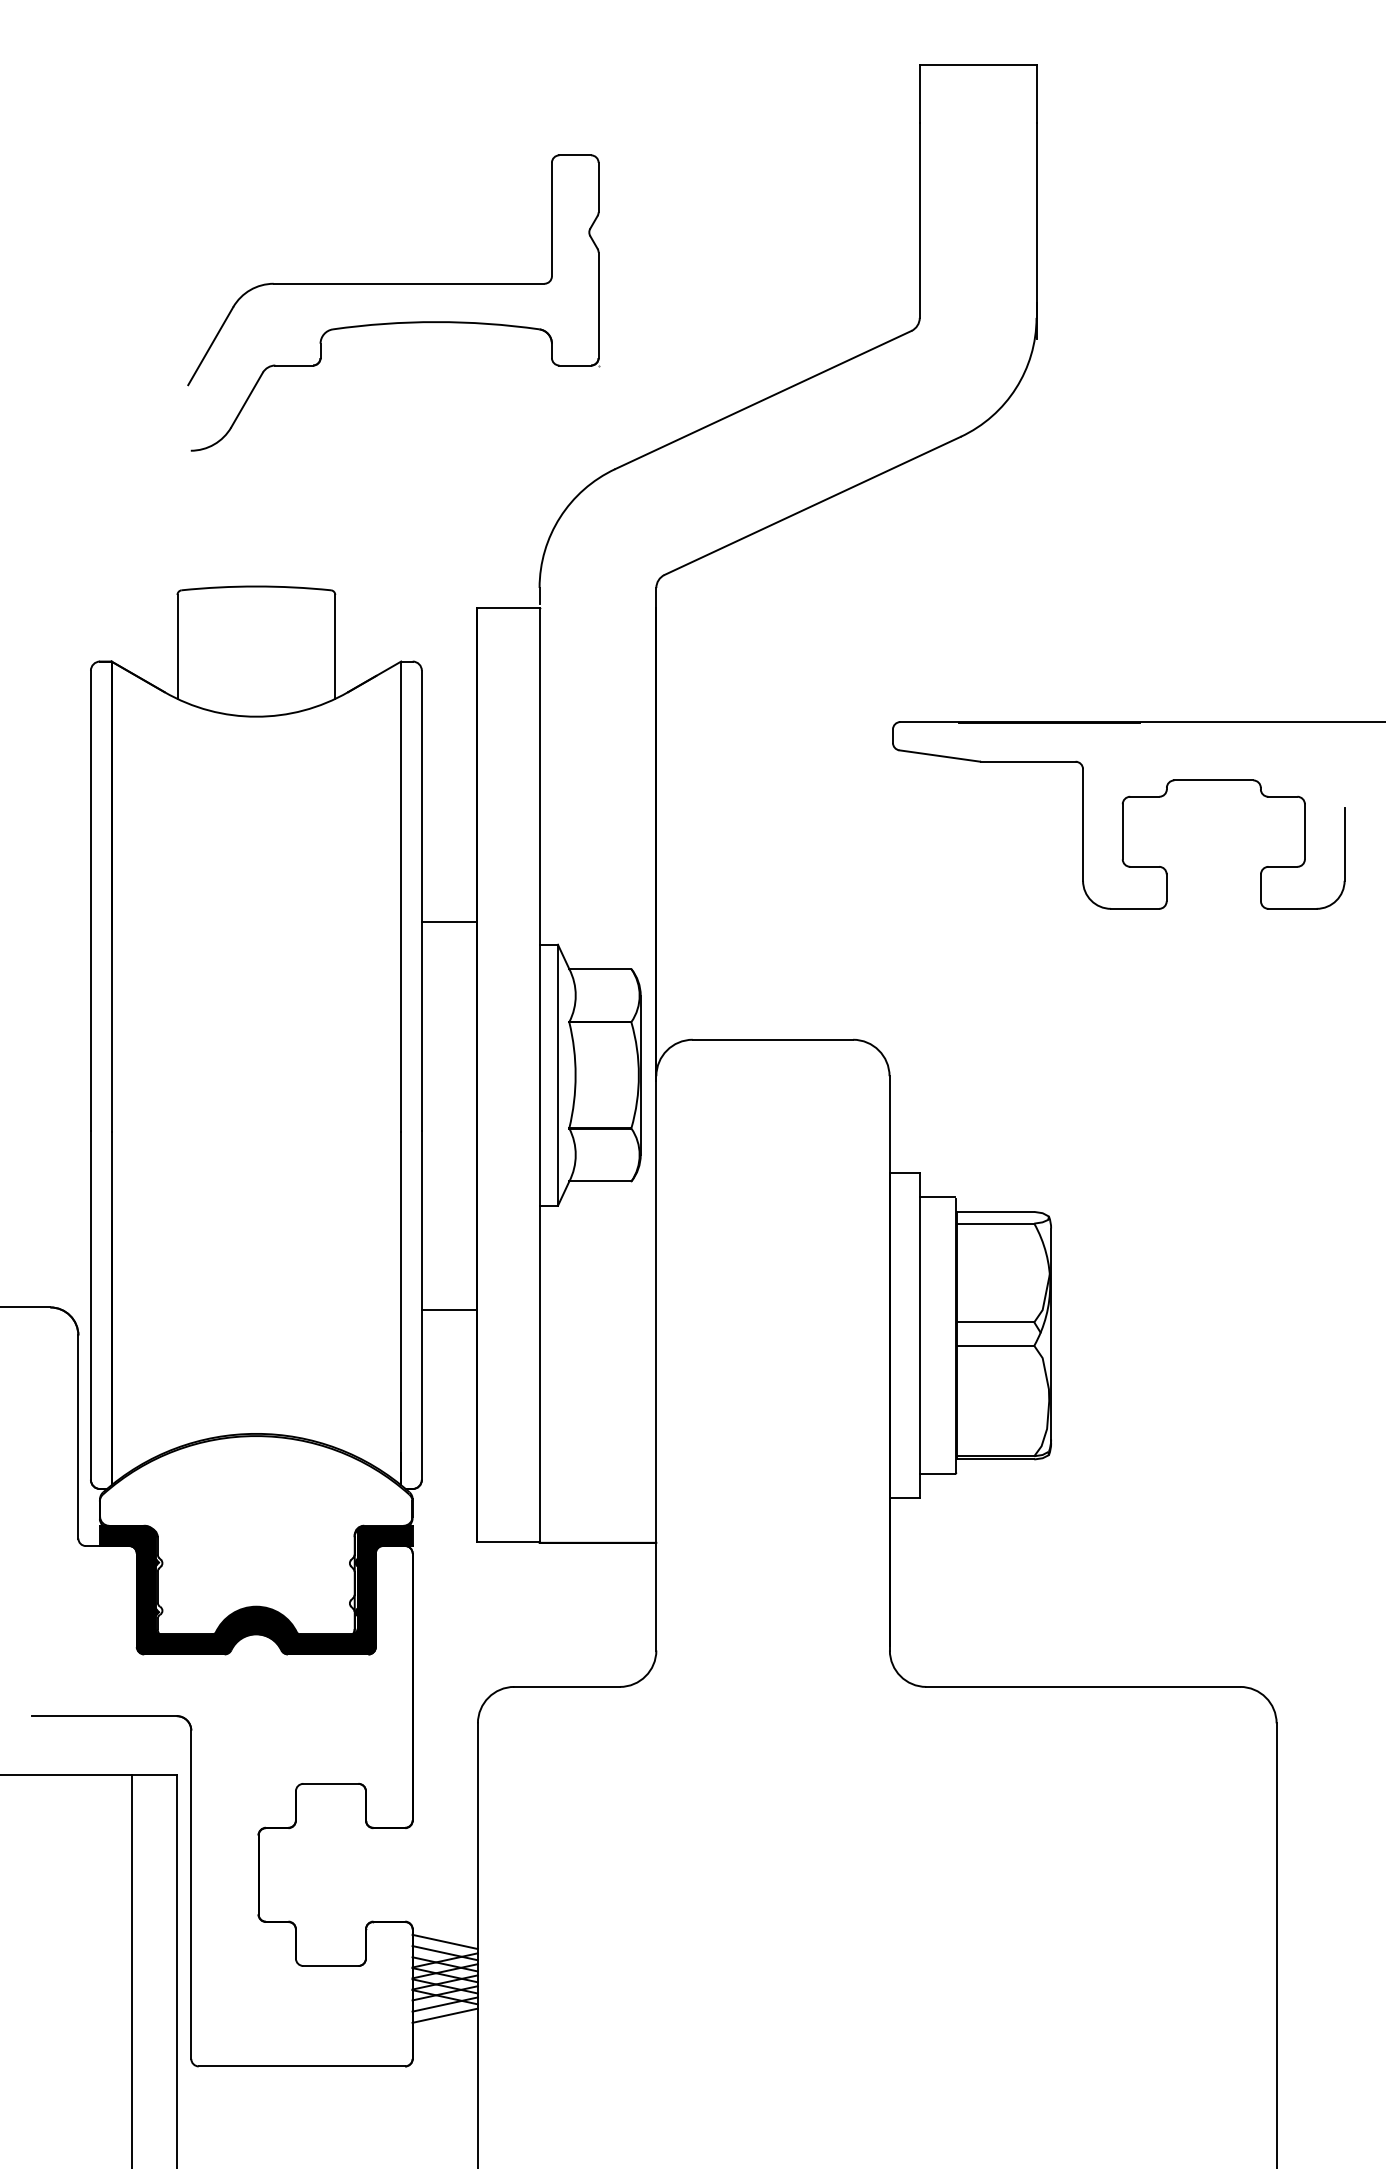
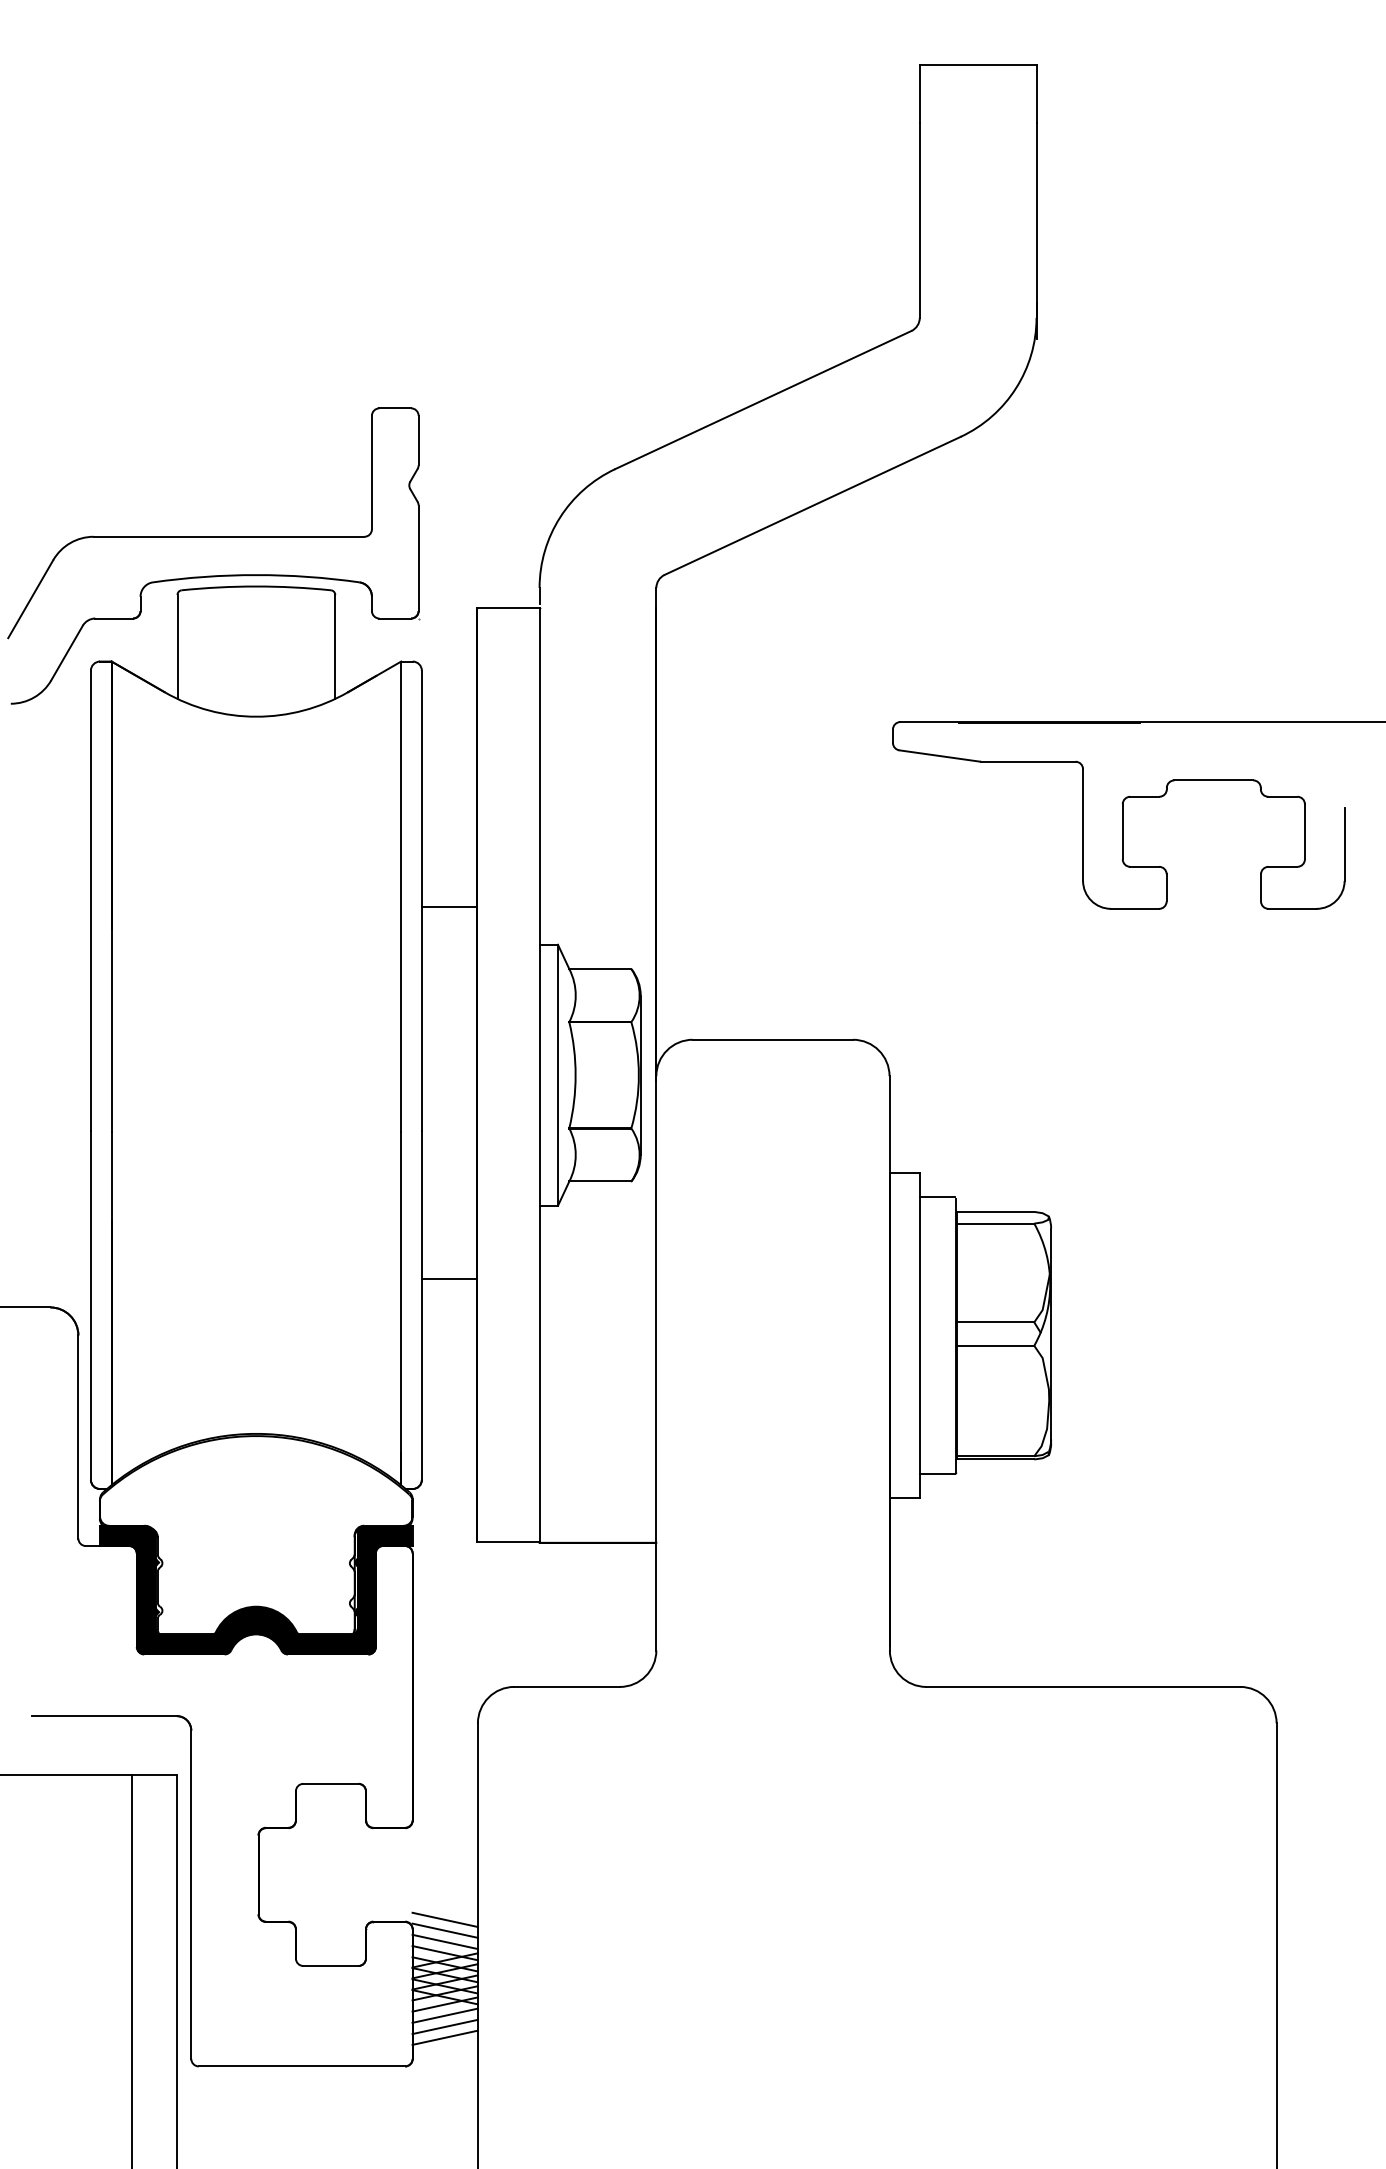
part position: (393, 284) -> (213, 537) (213, 537)
line position: (448, 921) -> (448, 906) (448, 906)
line position: (448, 1309) -> (448, 1278) (448, 1278)
line: none -> present (444, 1919)
line: none -> present (444, 1930)
line: none -> present (444, 2026)
line: none -> present (444, 2037)
